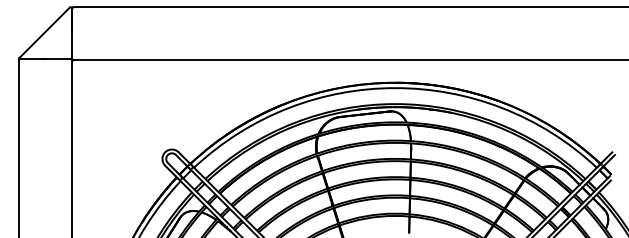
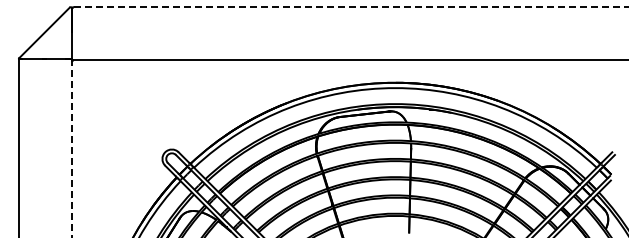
line: solid -> dashed (351, 7)
line: solid -> dashed (72, 148)
